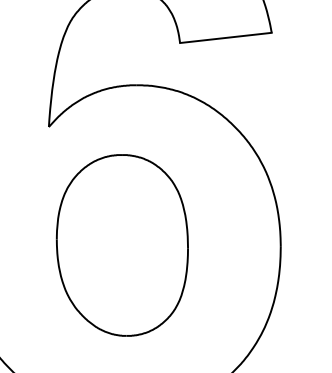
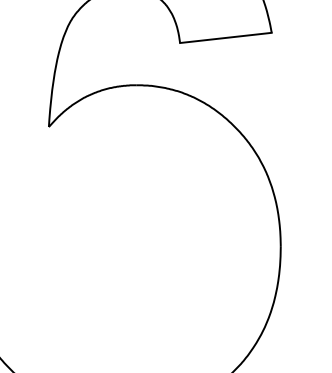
part: present -> none (121, 245)
